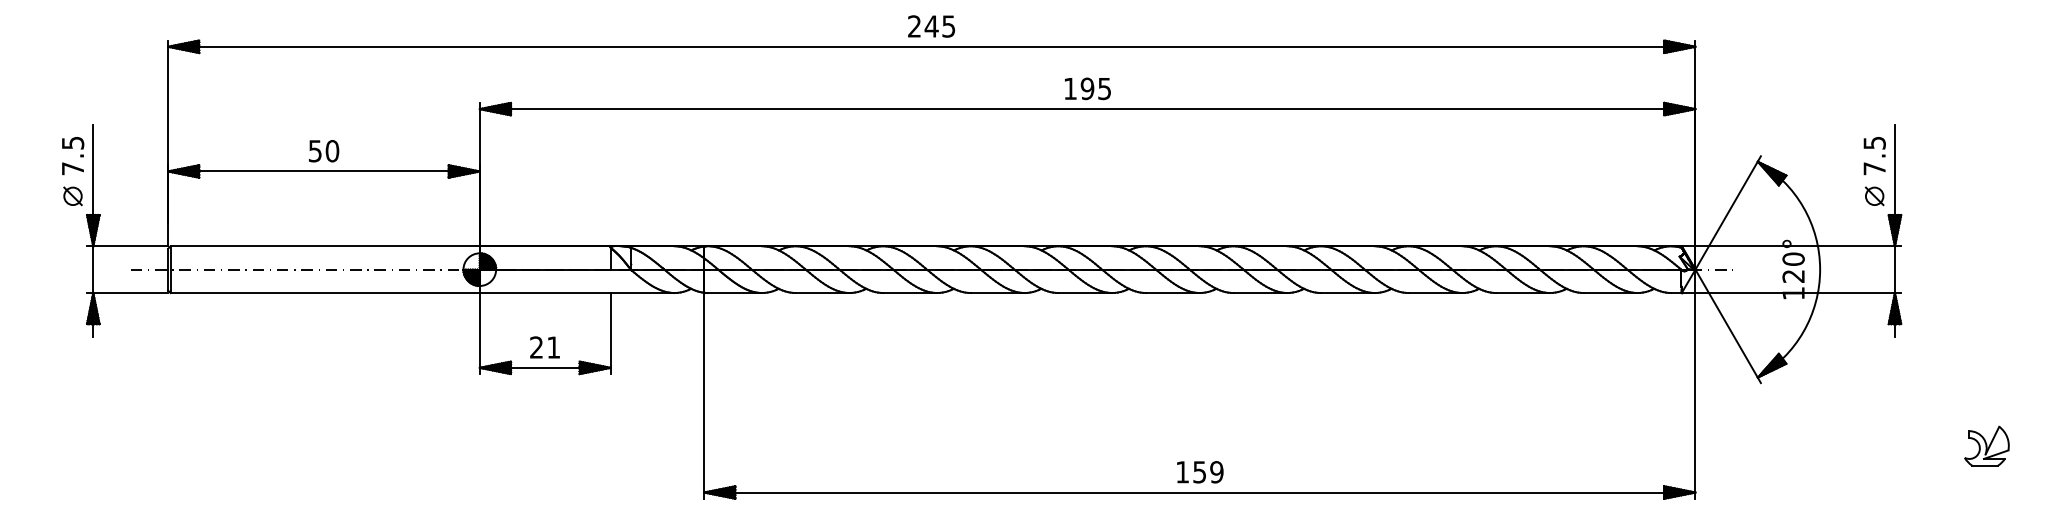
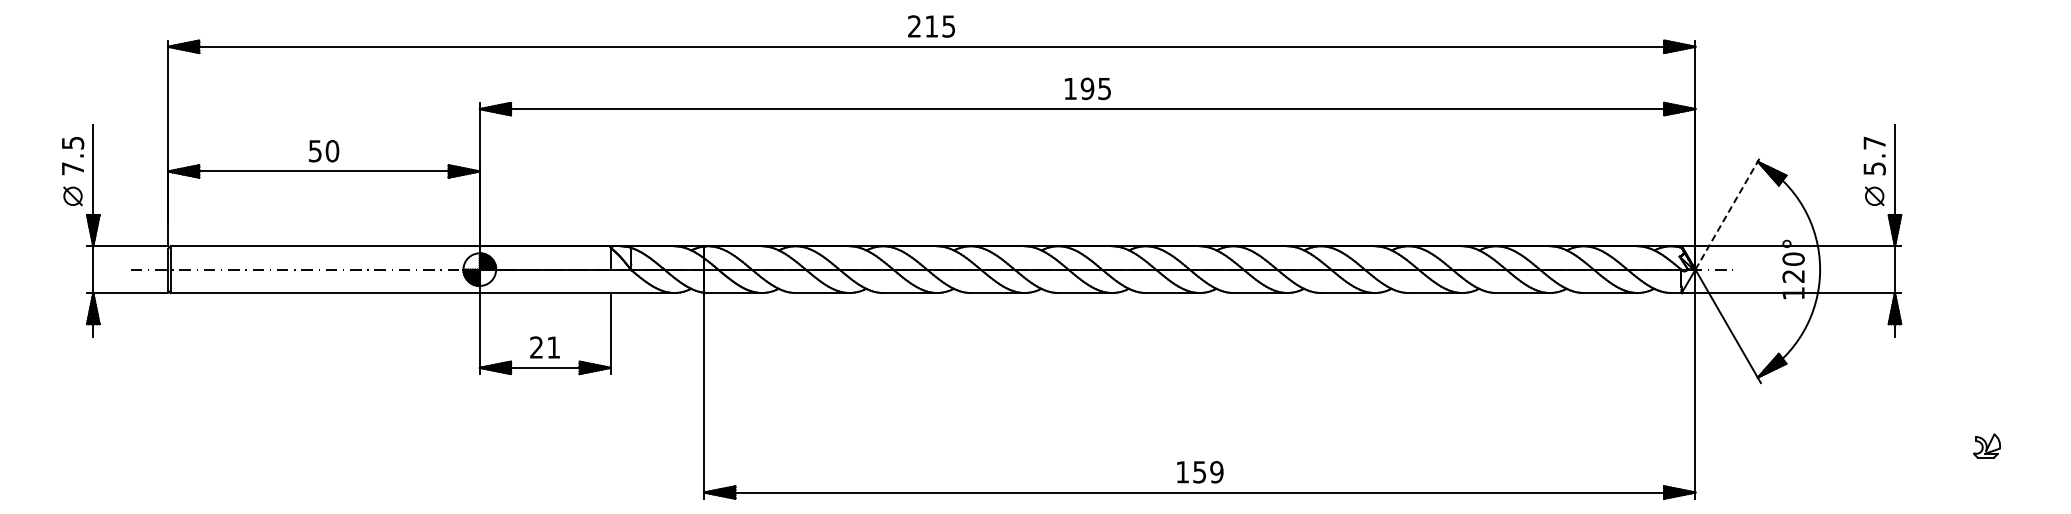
text: 245 -> 215 (931, 26)
text: 7.5 -> 5.7 (1874, 155)
line: solid -> dashed (1728, 212)
part size: 46x42 px -> 28x26 px (1986, 445)
